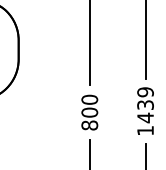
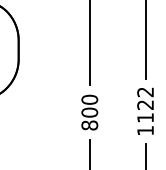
text: 1439 -> 1122 (145, 105)
